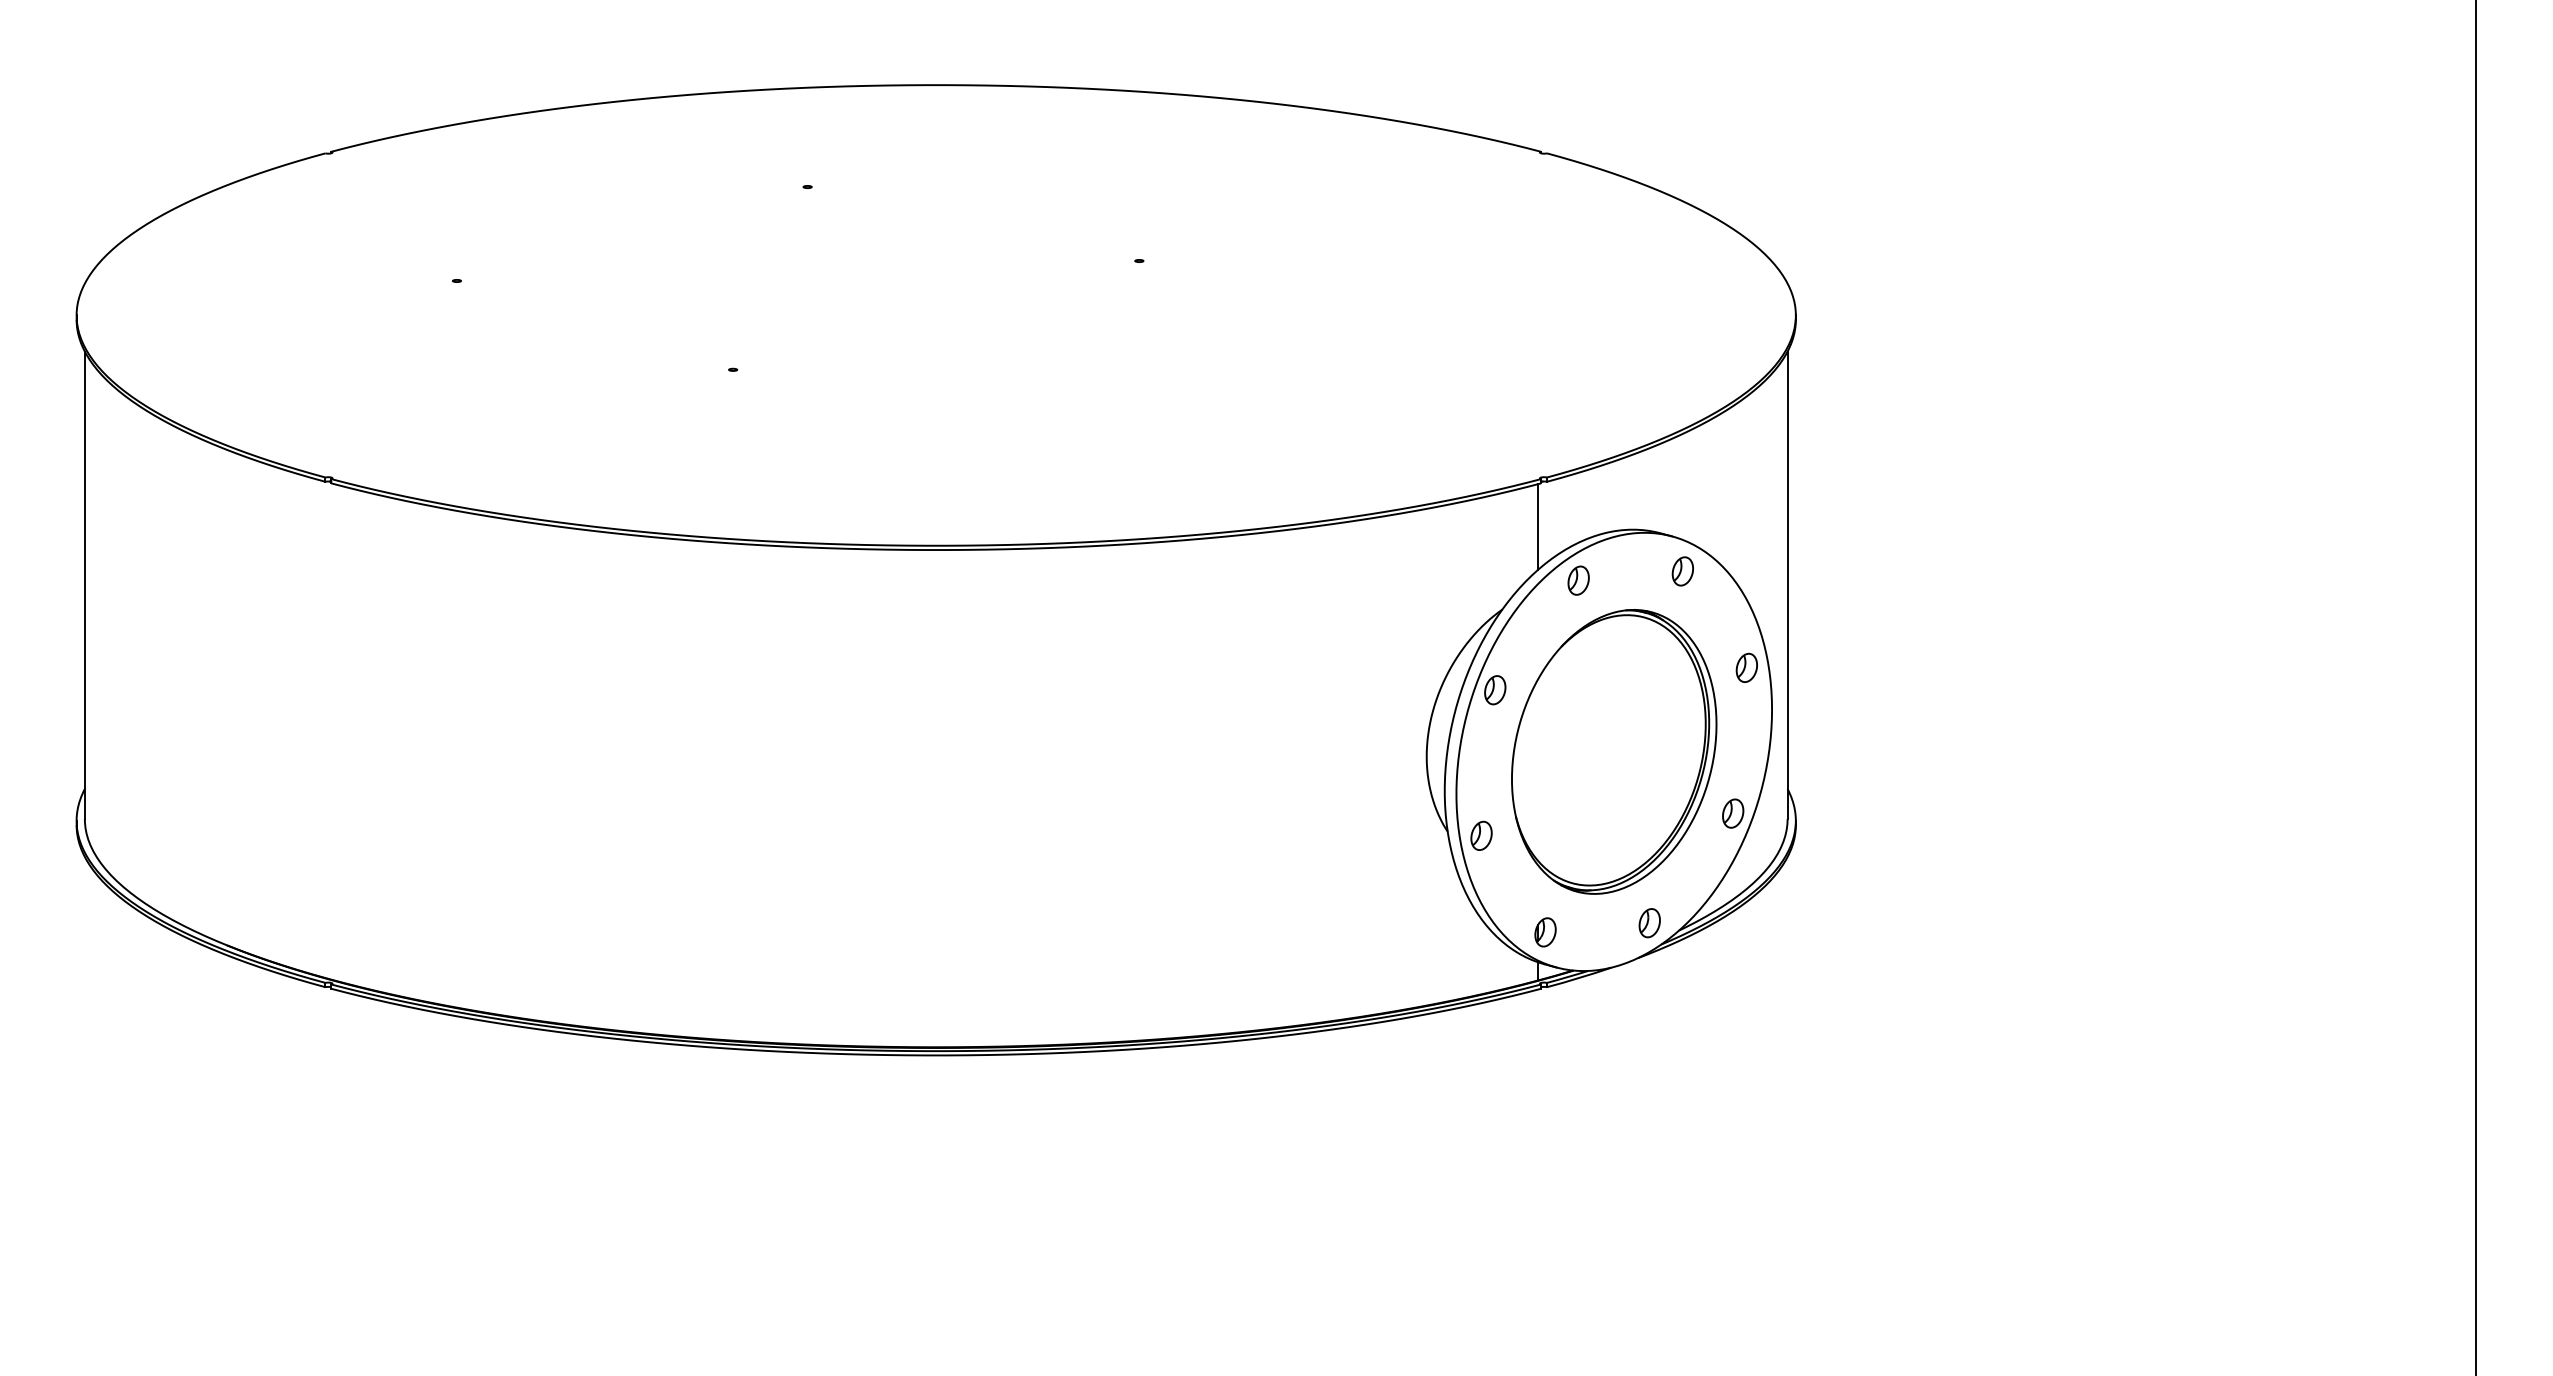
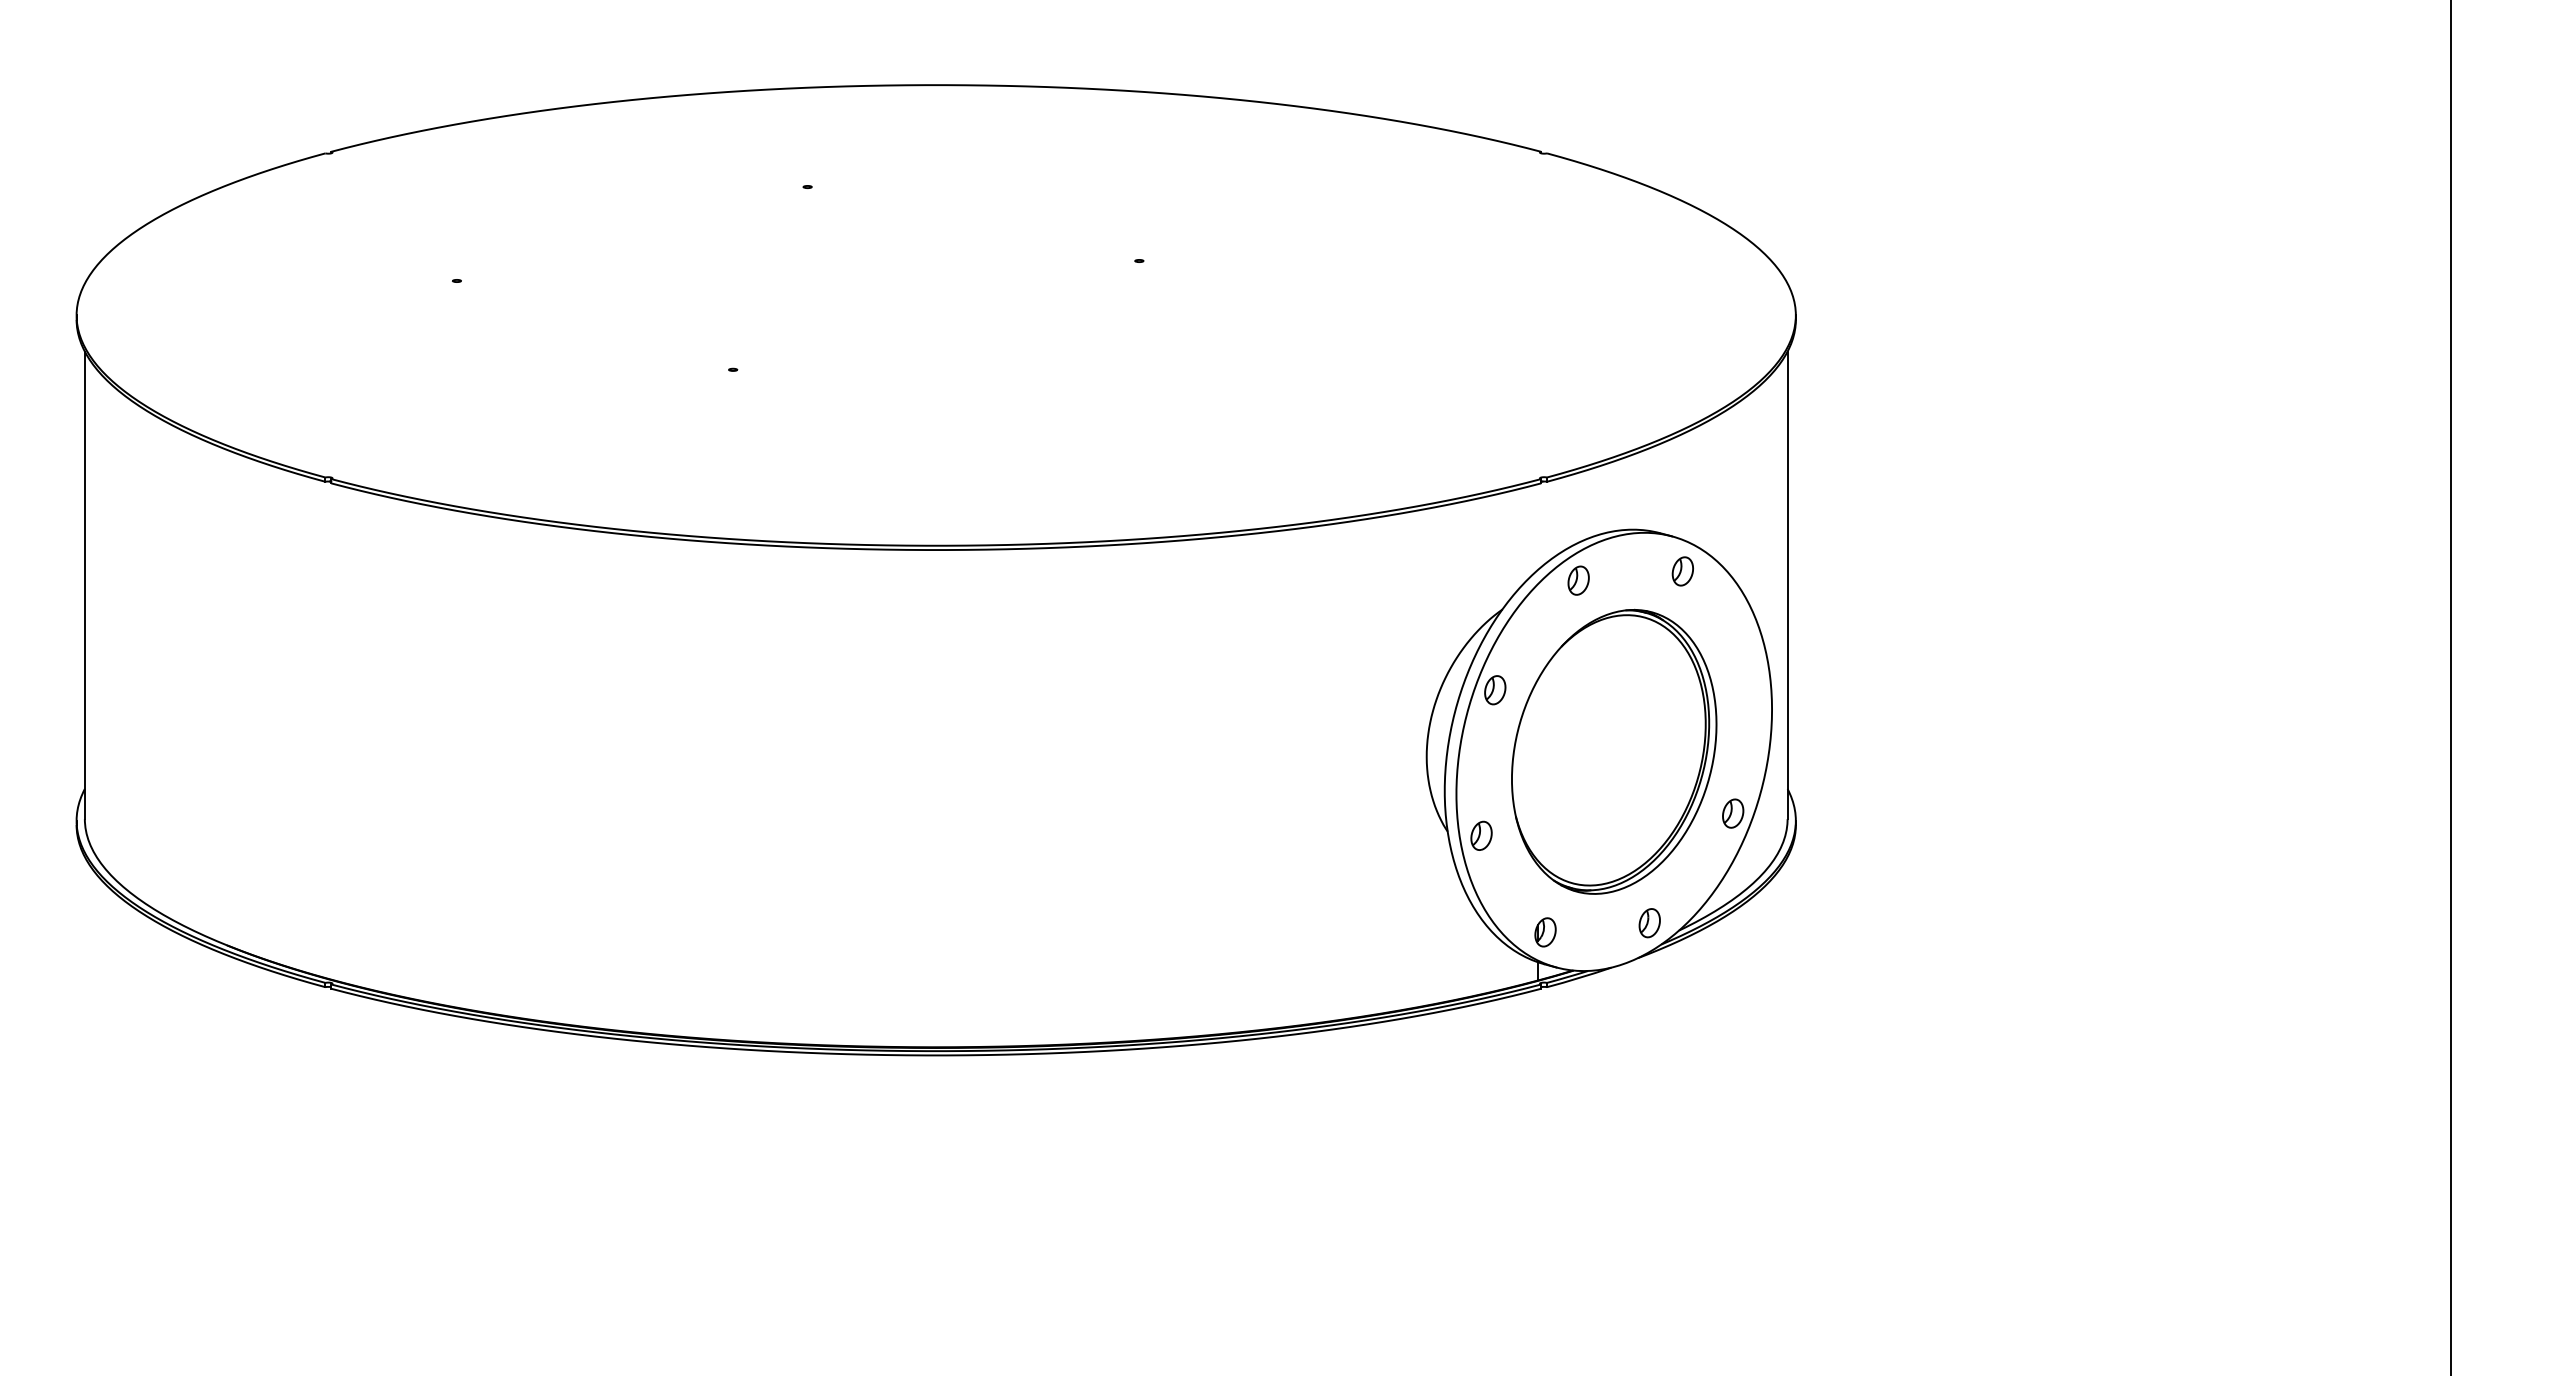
line: present -> none (1538, 526)
part: present -> none (1746, 667)
line position: (2476, 687) -> (2451, 687) (2451, 687)
